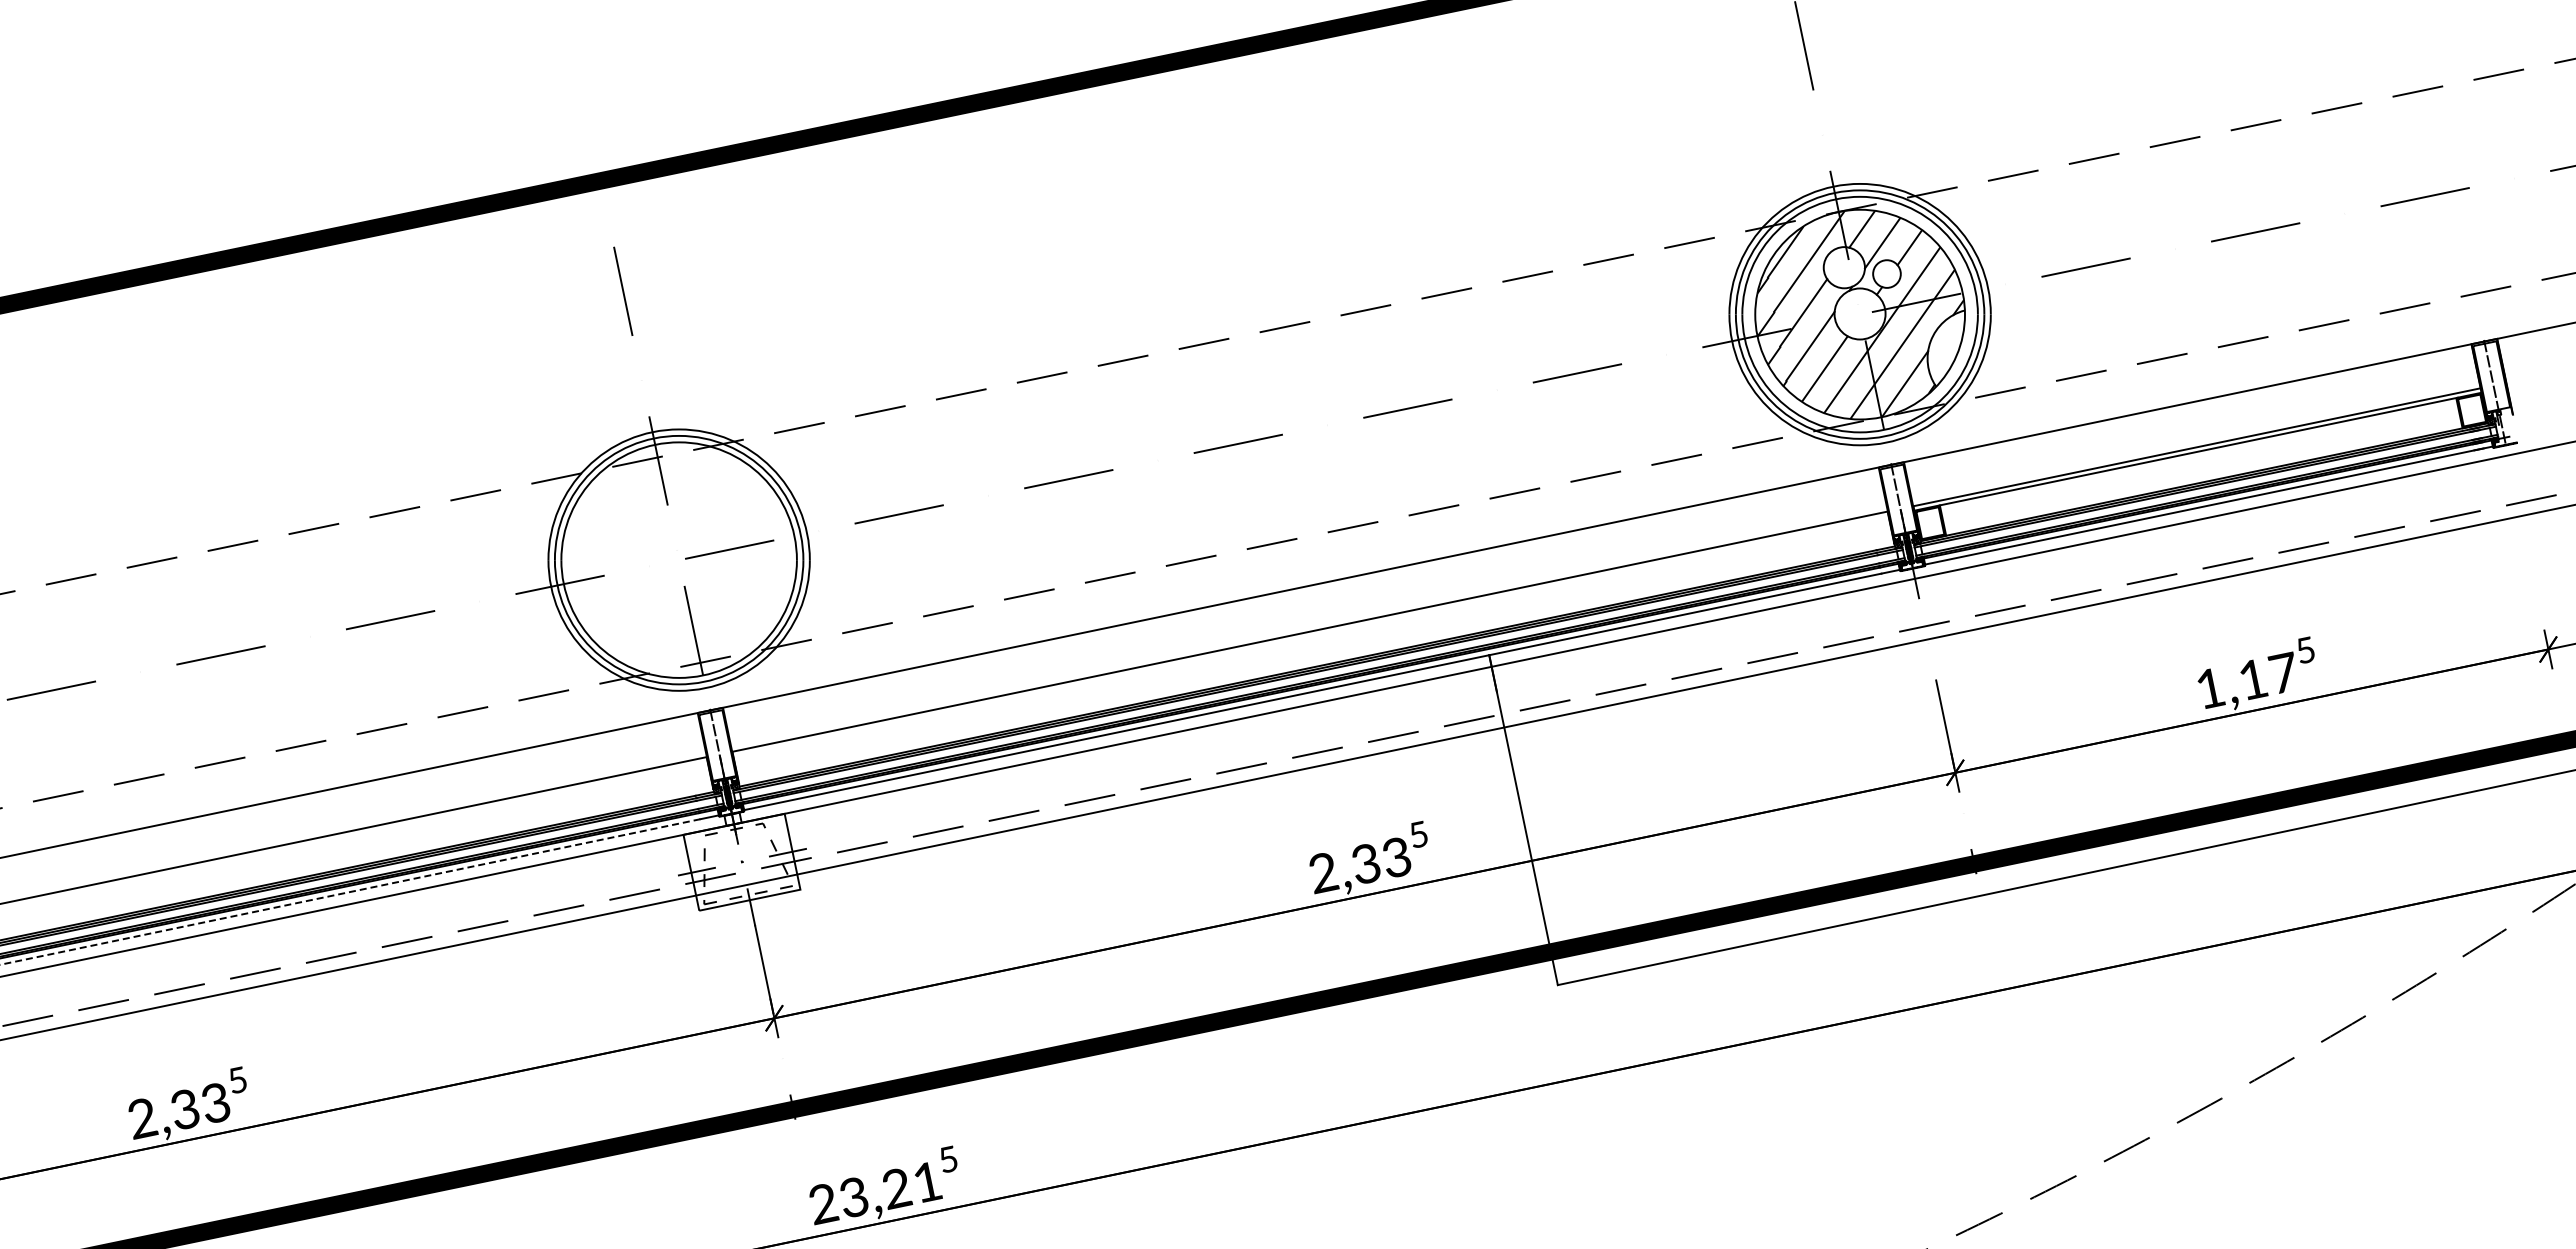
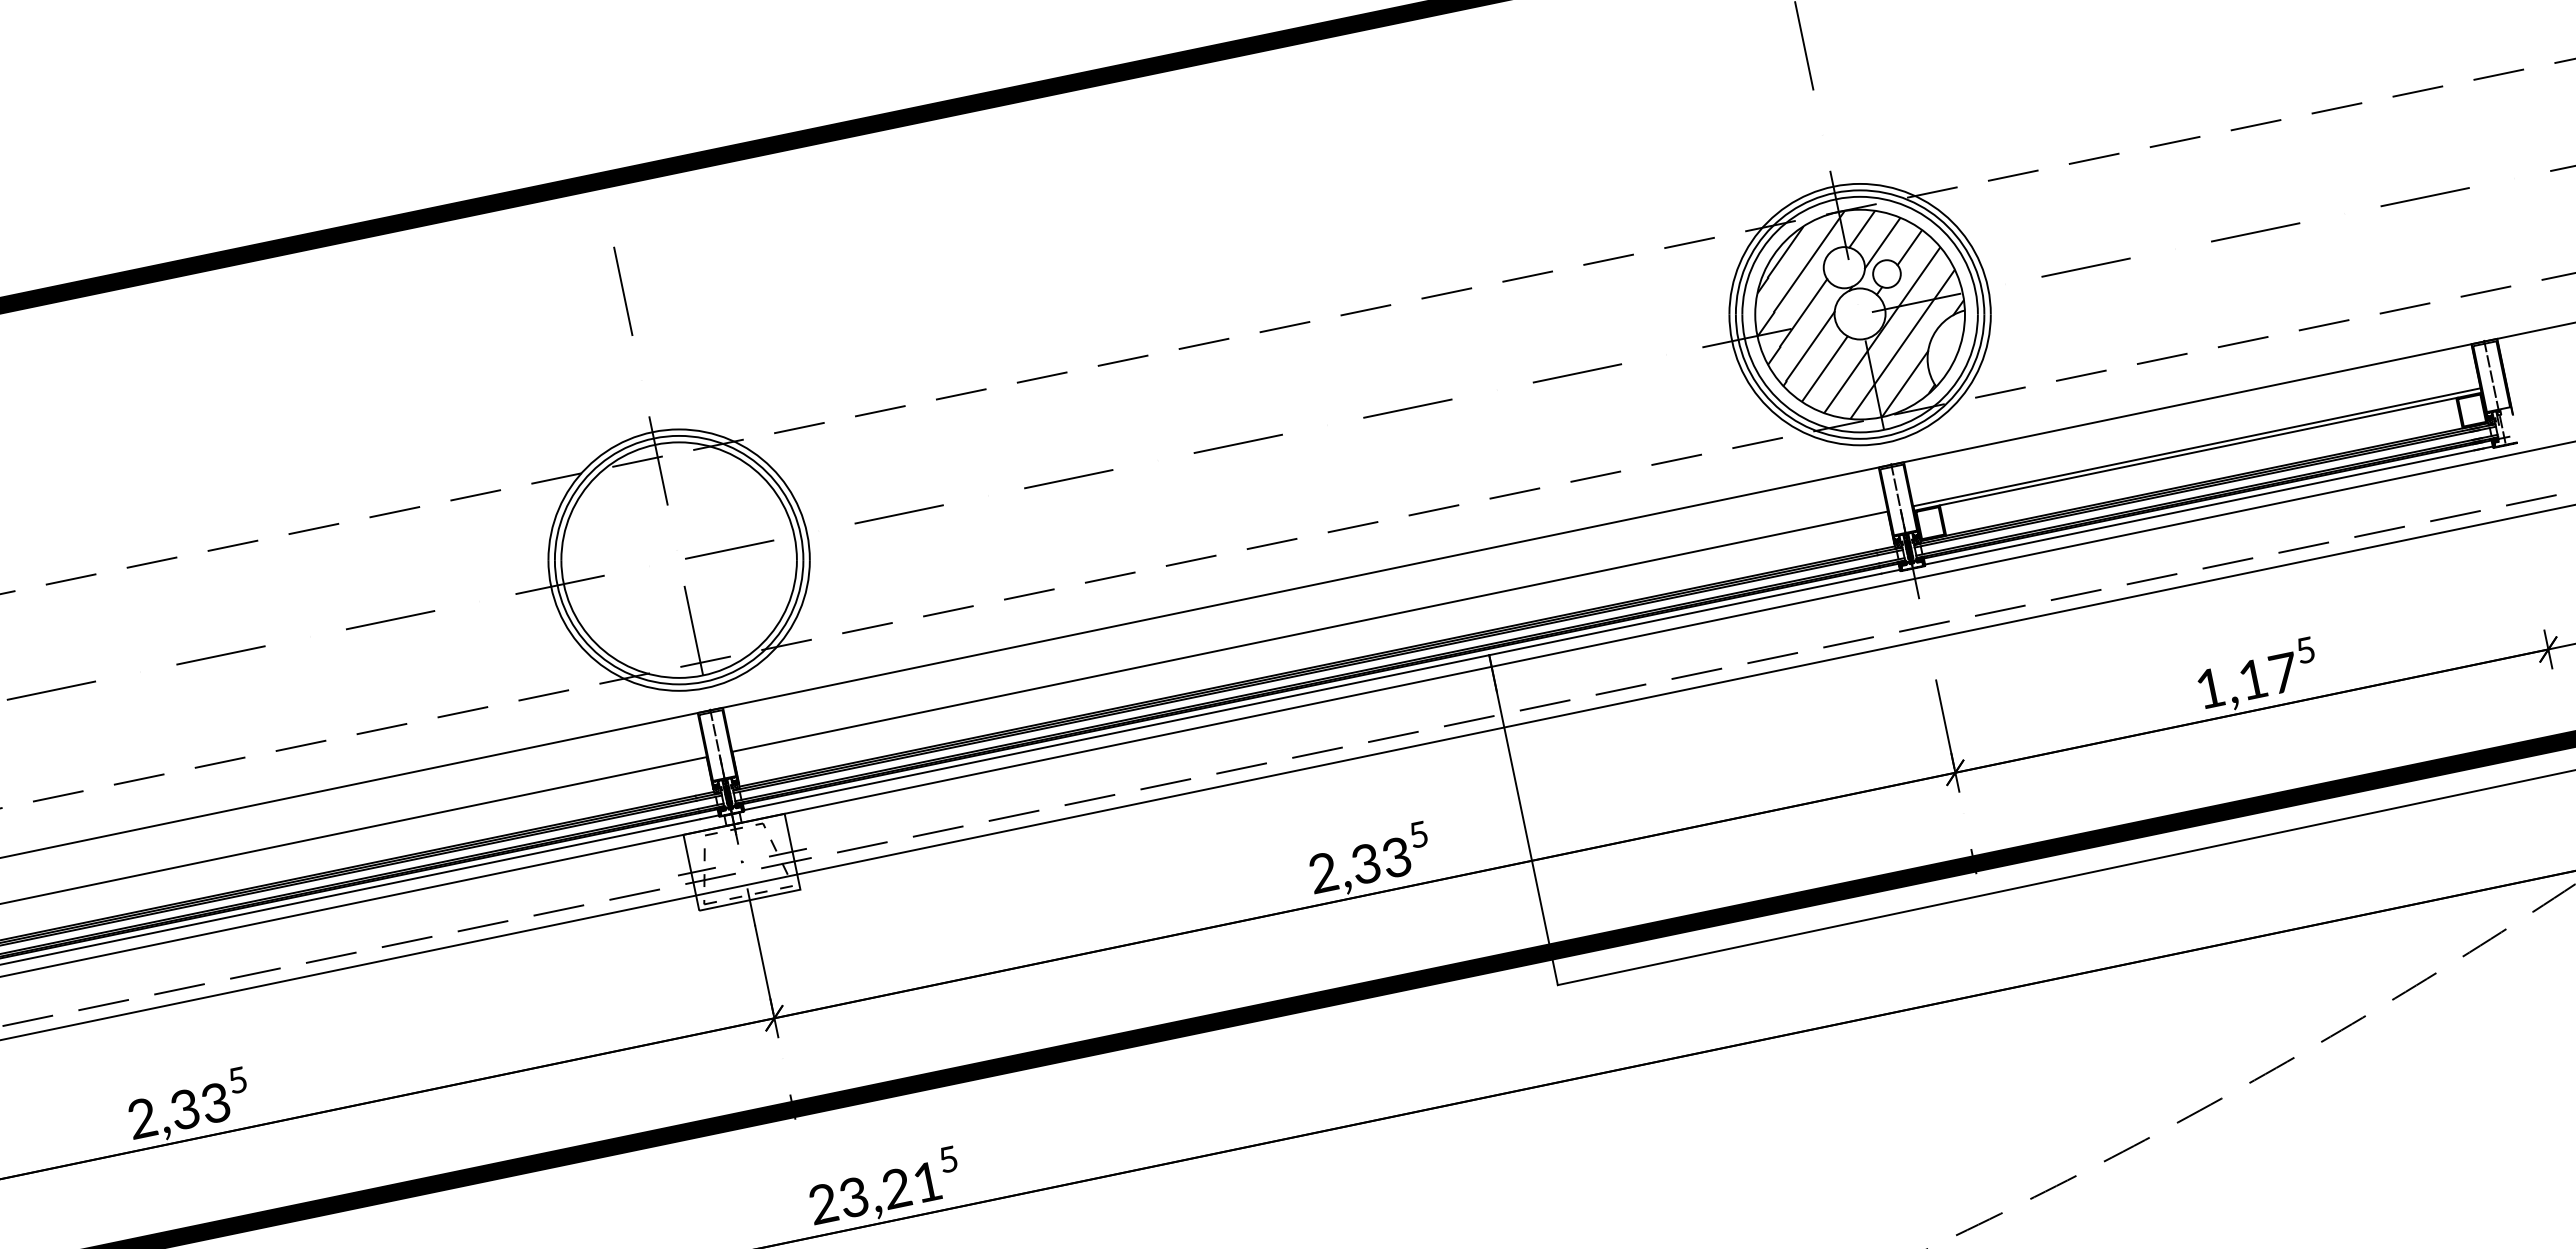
line: dashed -> solid (350, 892)
